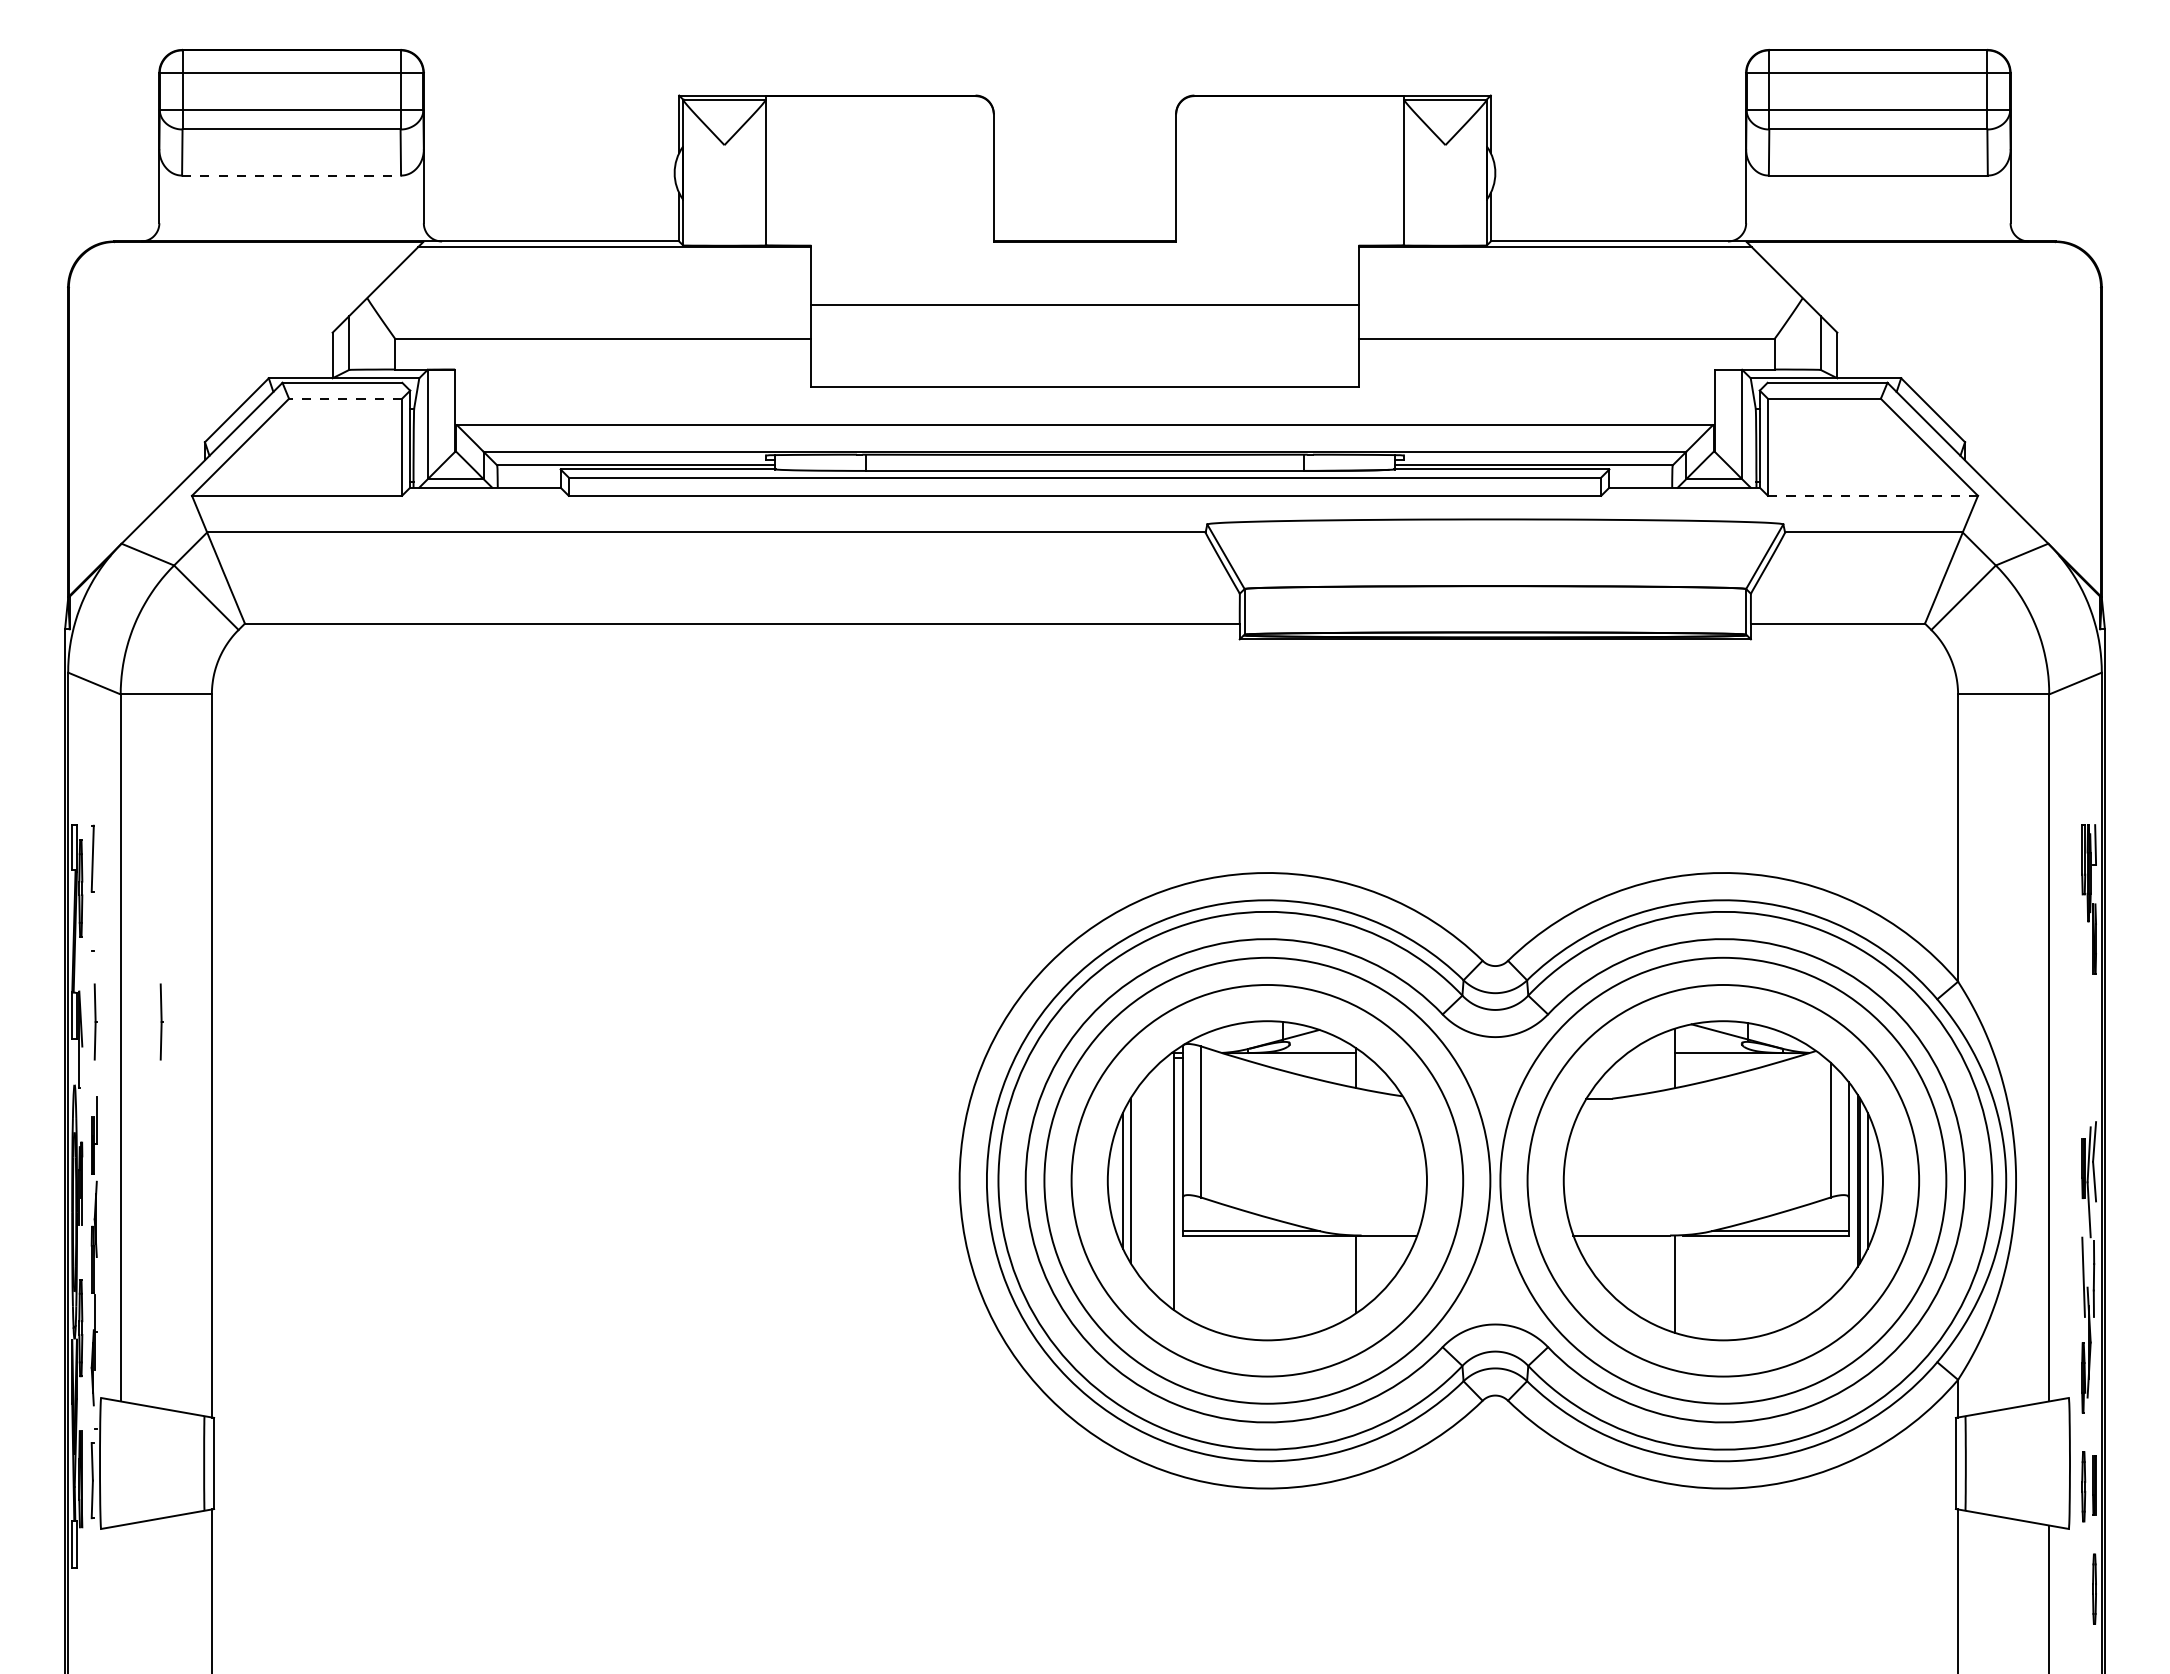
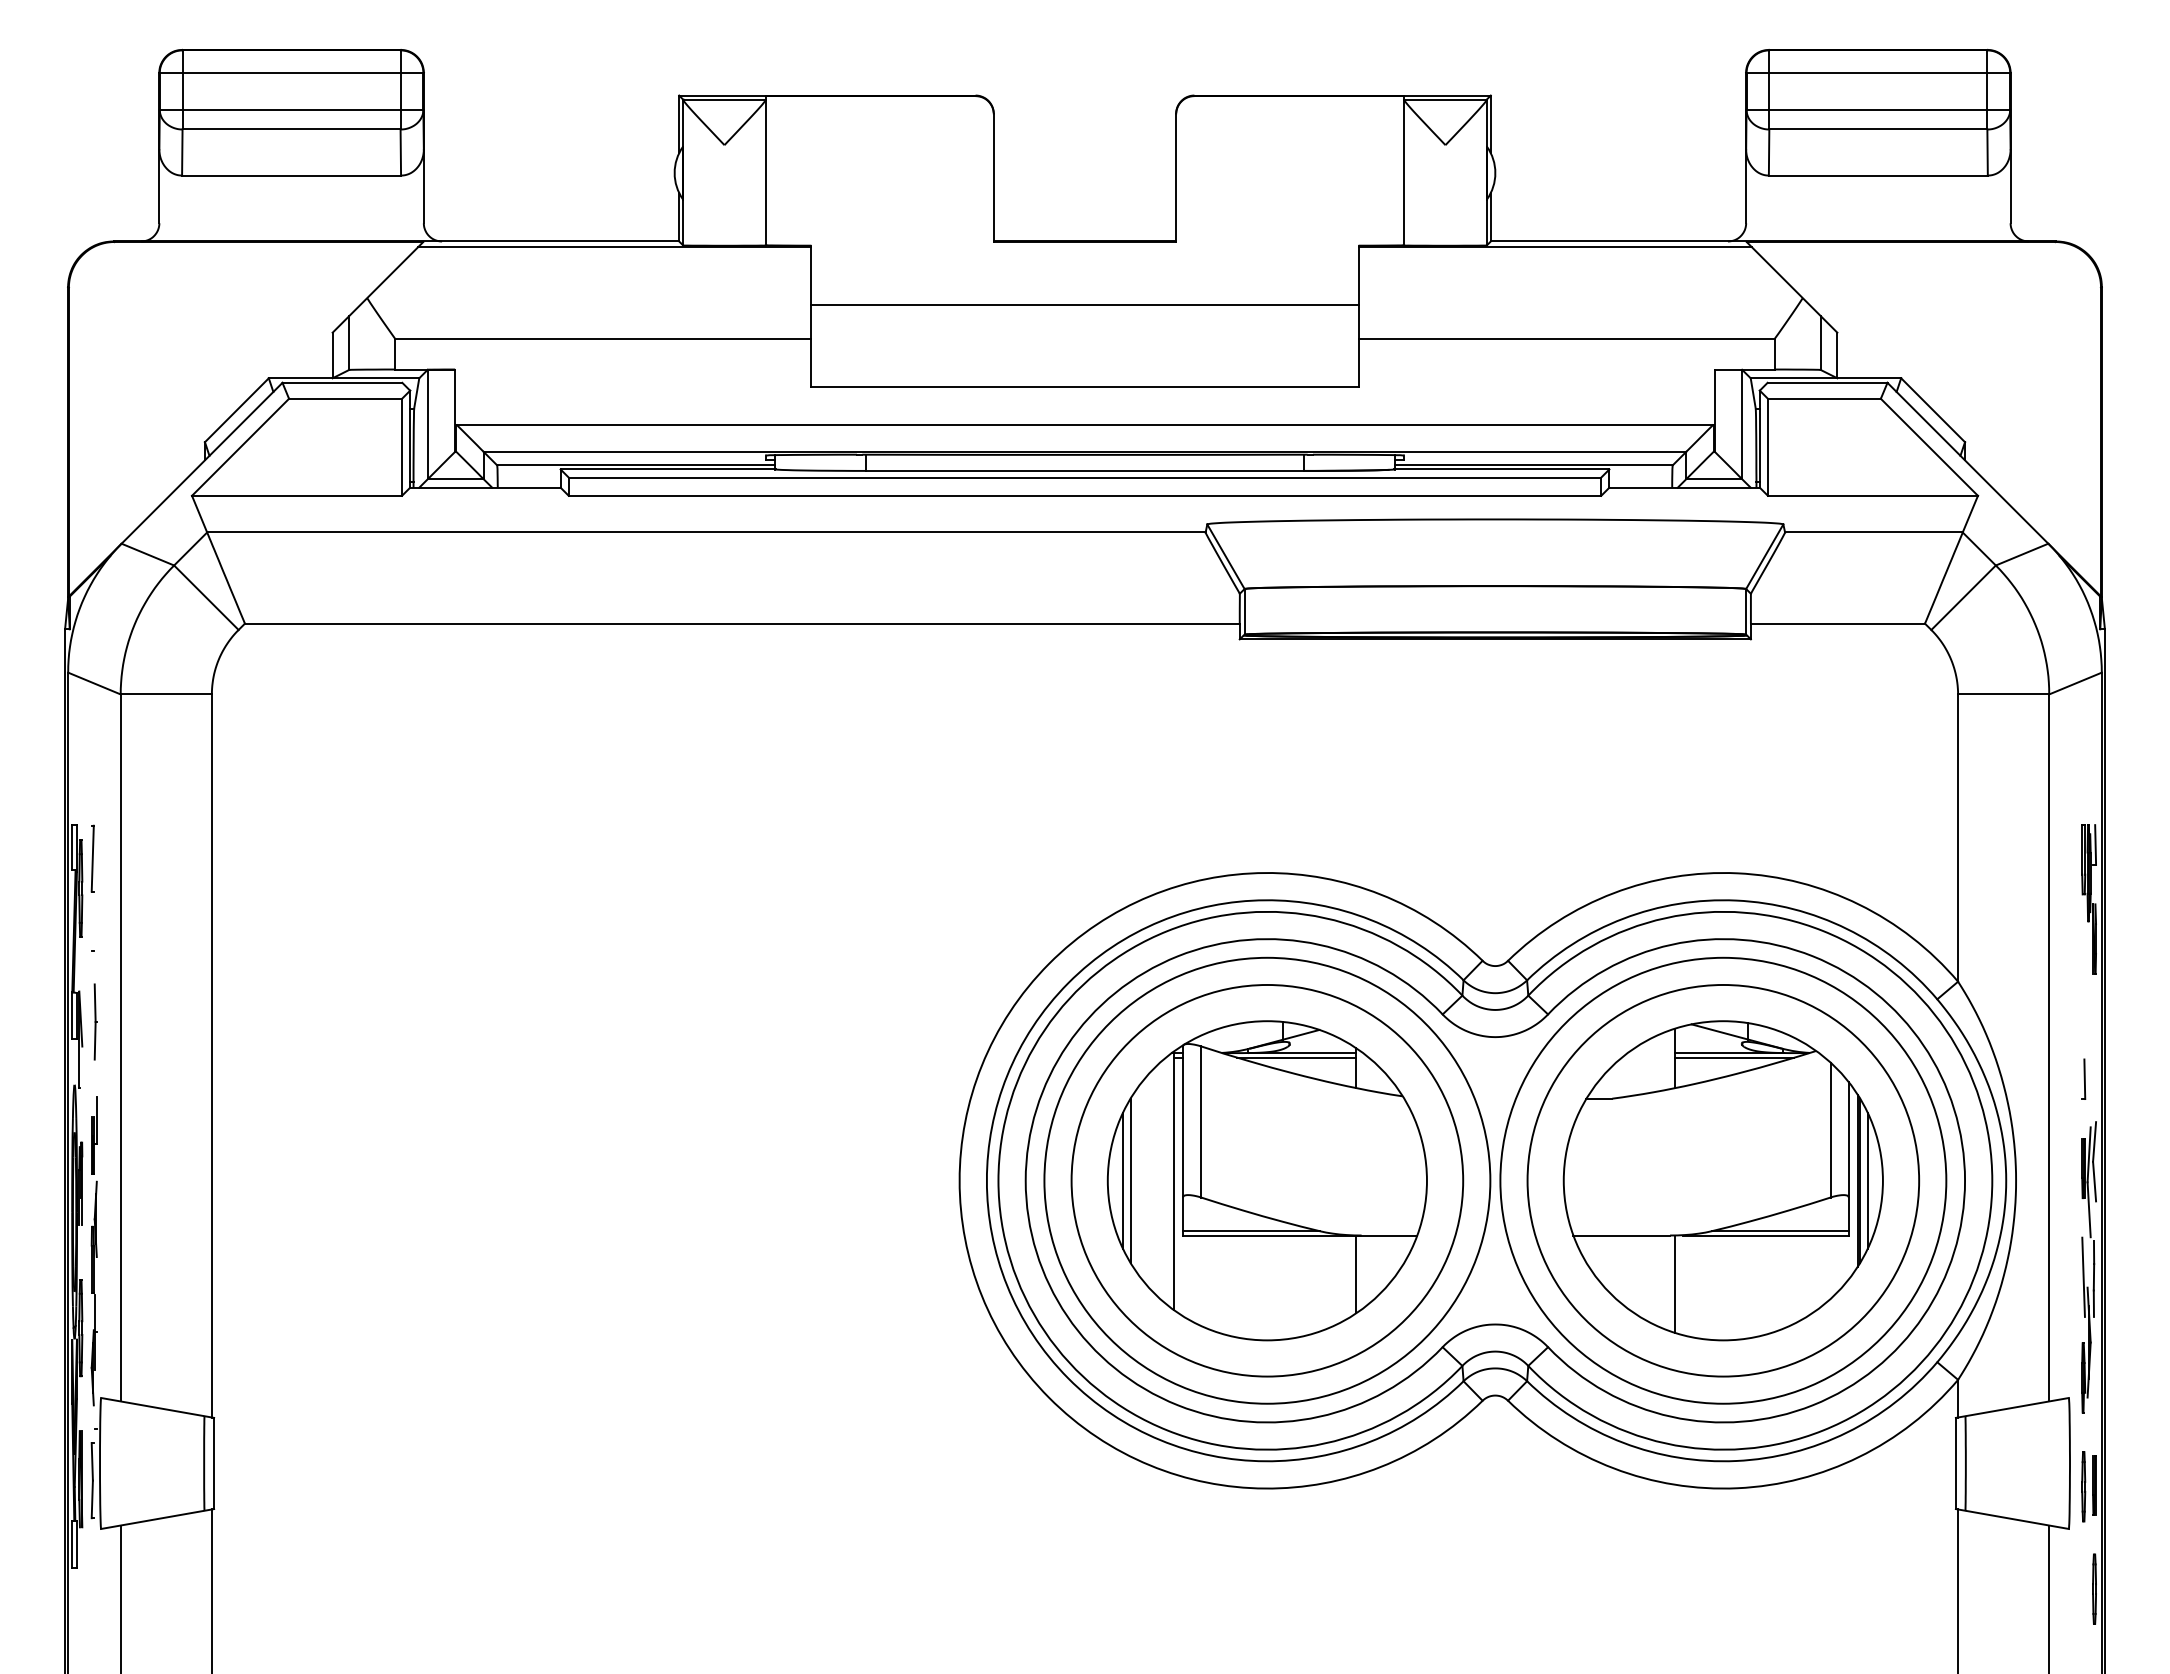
line: dashed -> solid (292, 175)
line: dashed -> solid (345, 398)
line: dashed -> solid (1872, 495)
part: present -> none (161, 1021)
line: none -> present (1296, 1057)
line: none -> present (1734, 1057)
part: none -> present (2083, 1078)
line: none -> present (120, 1597)
